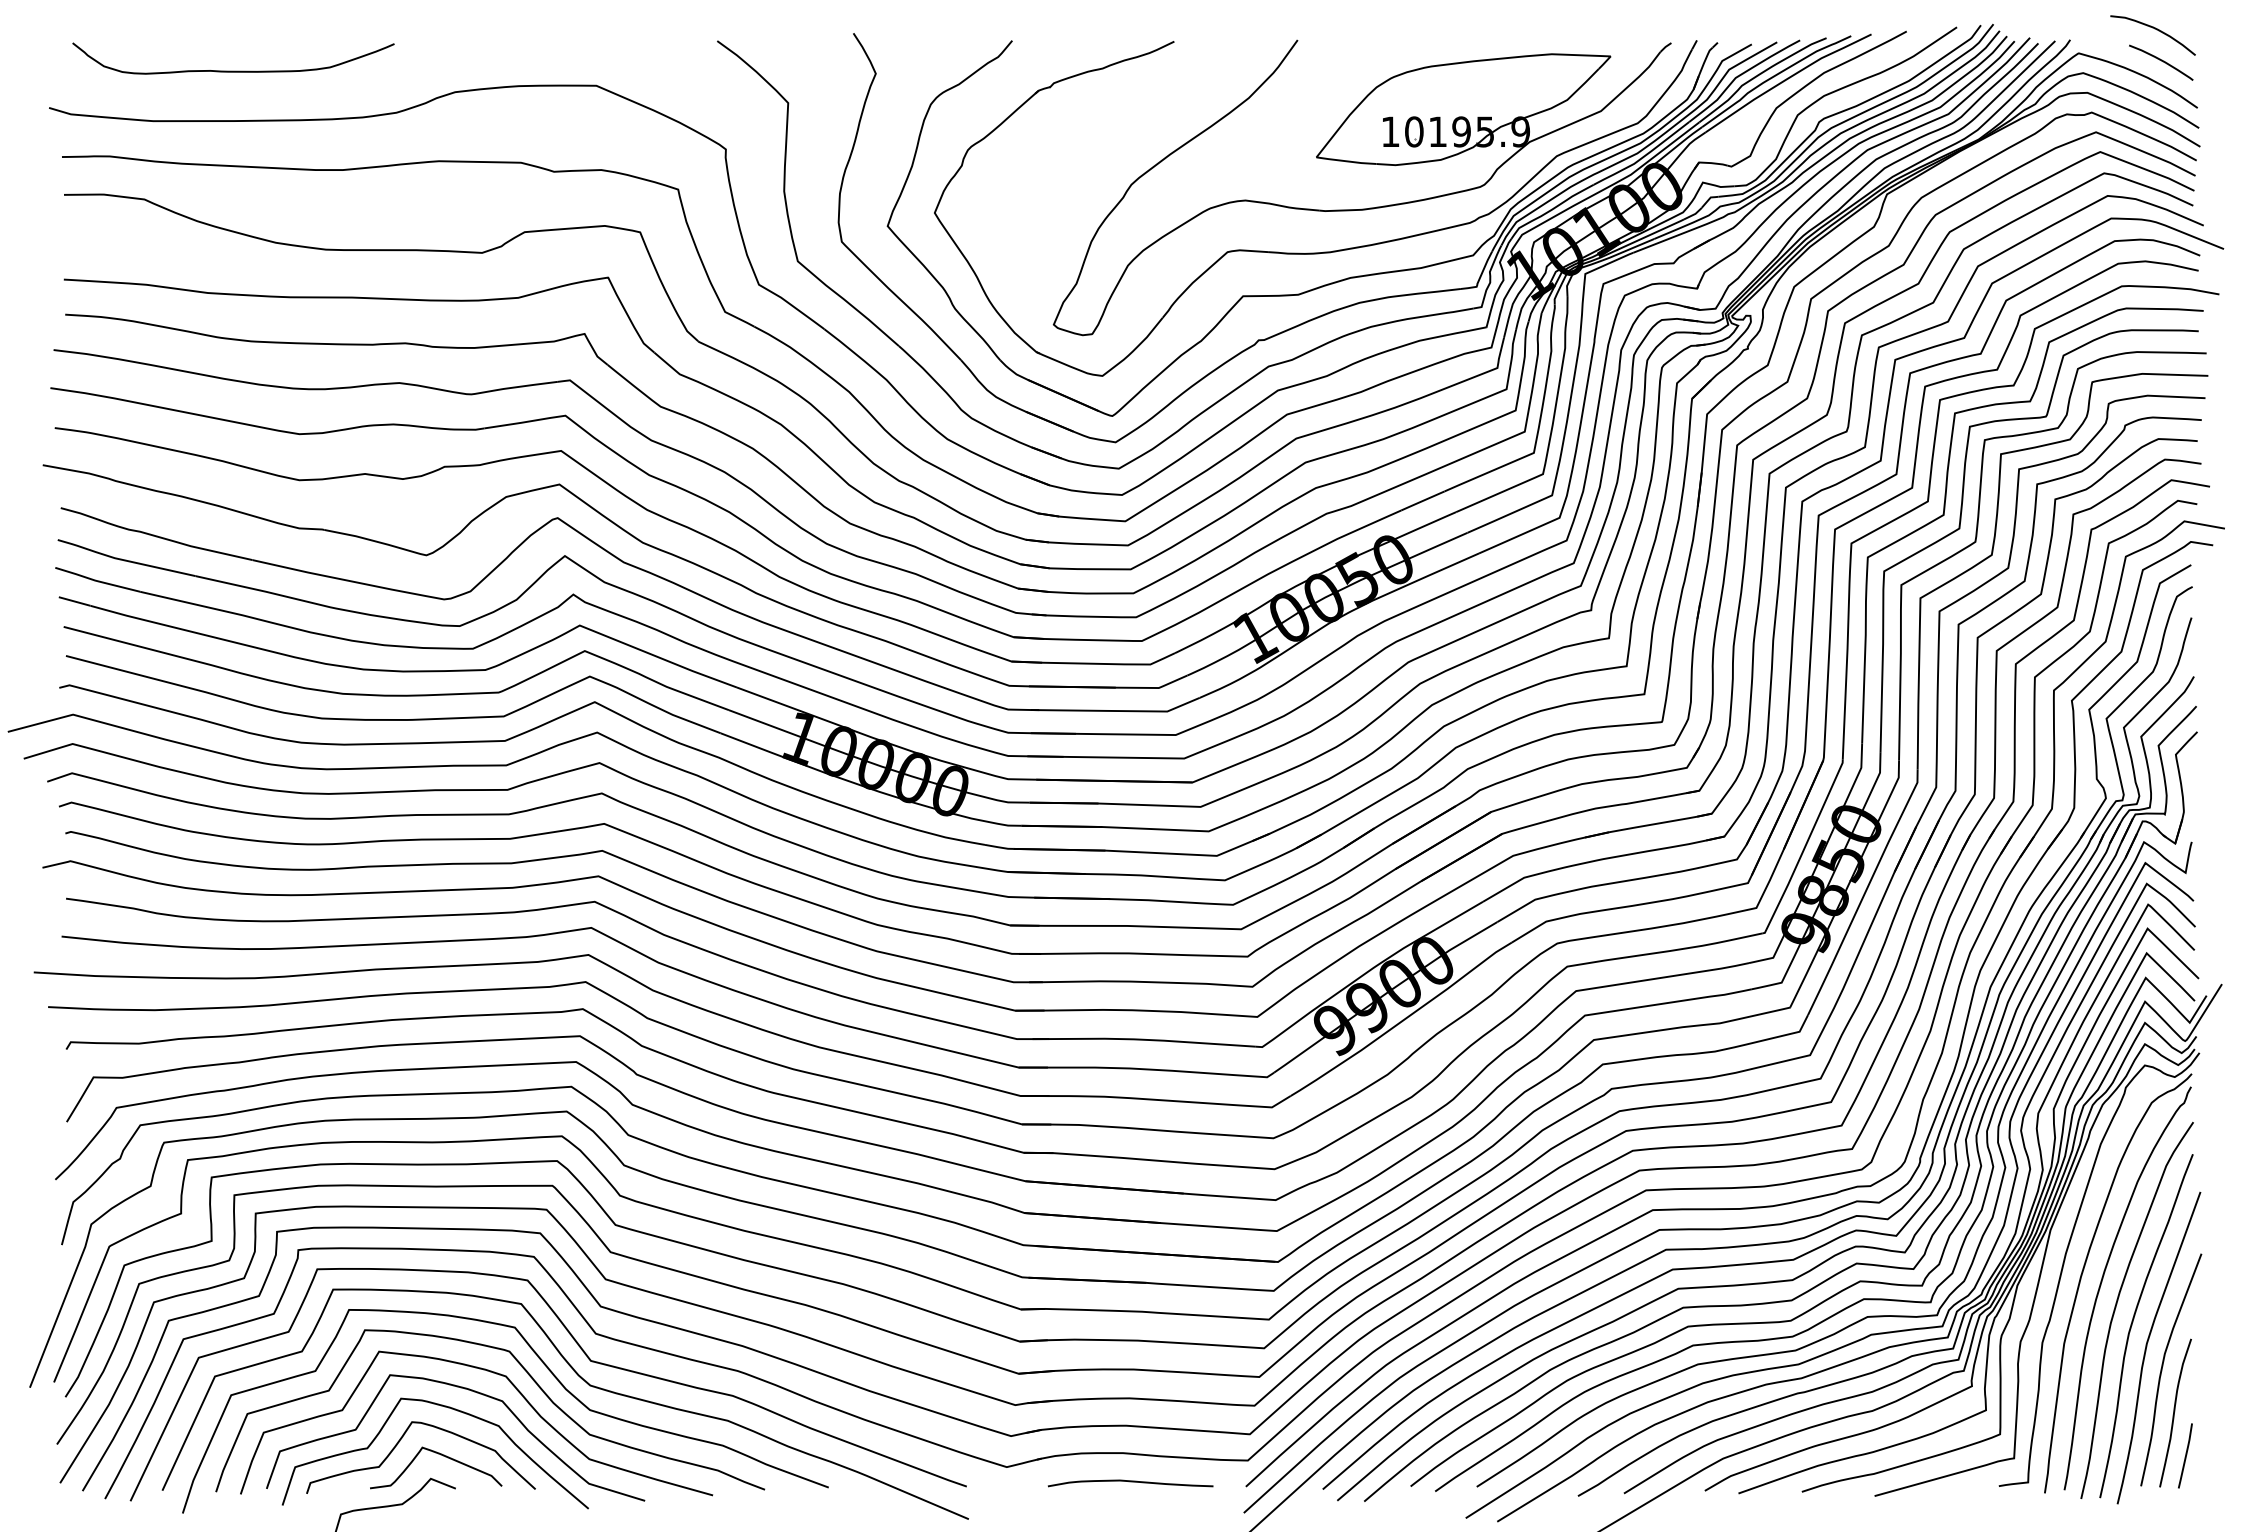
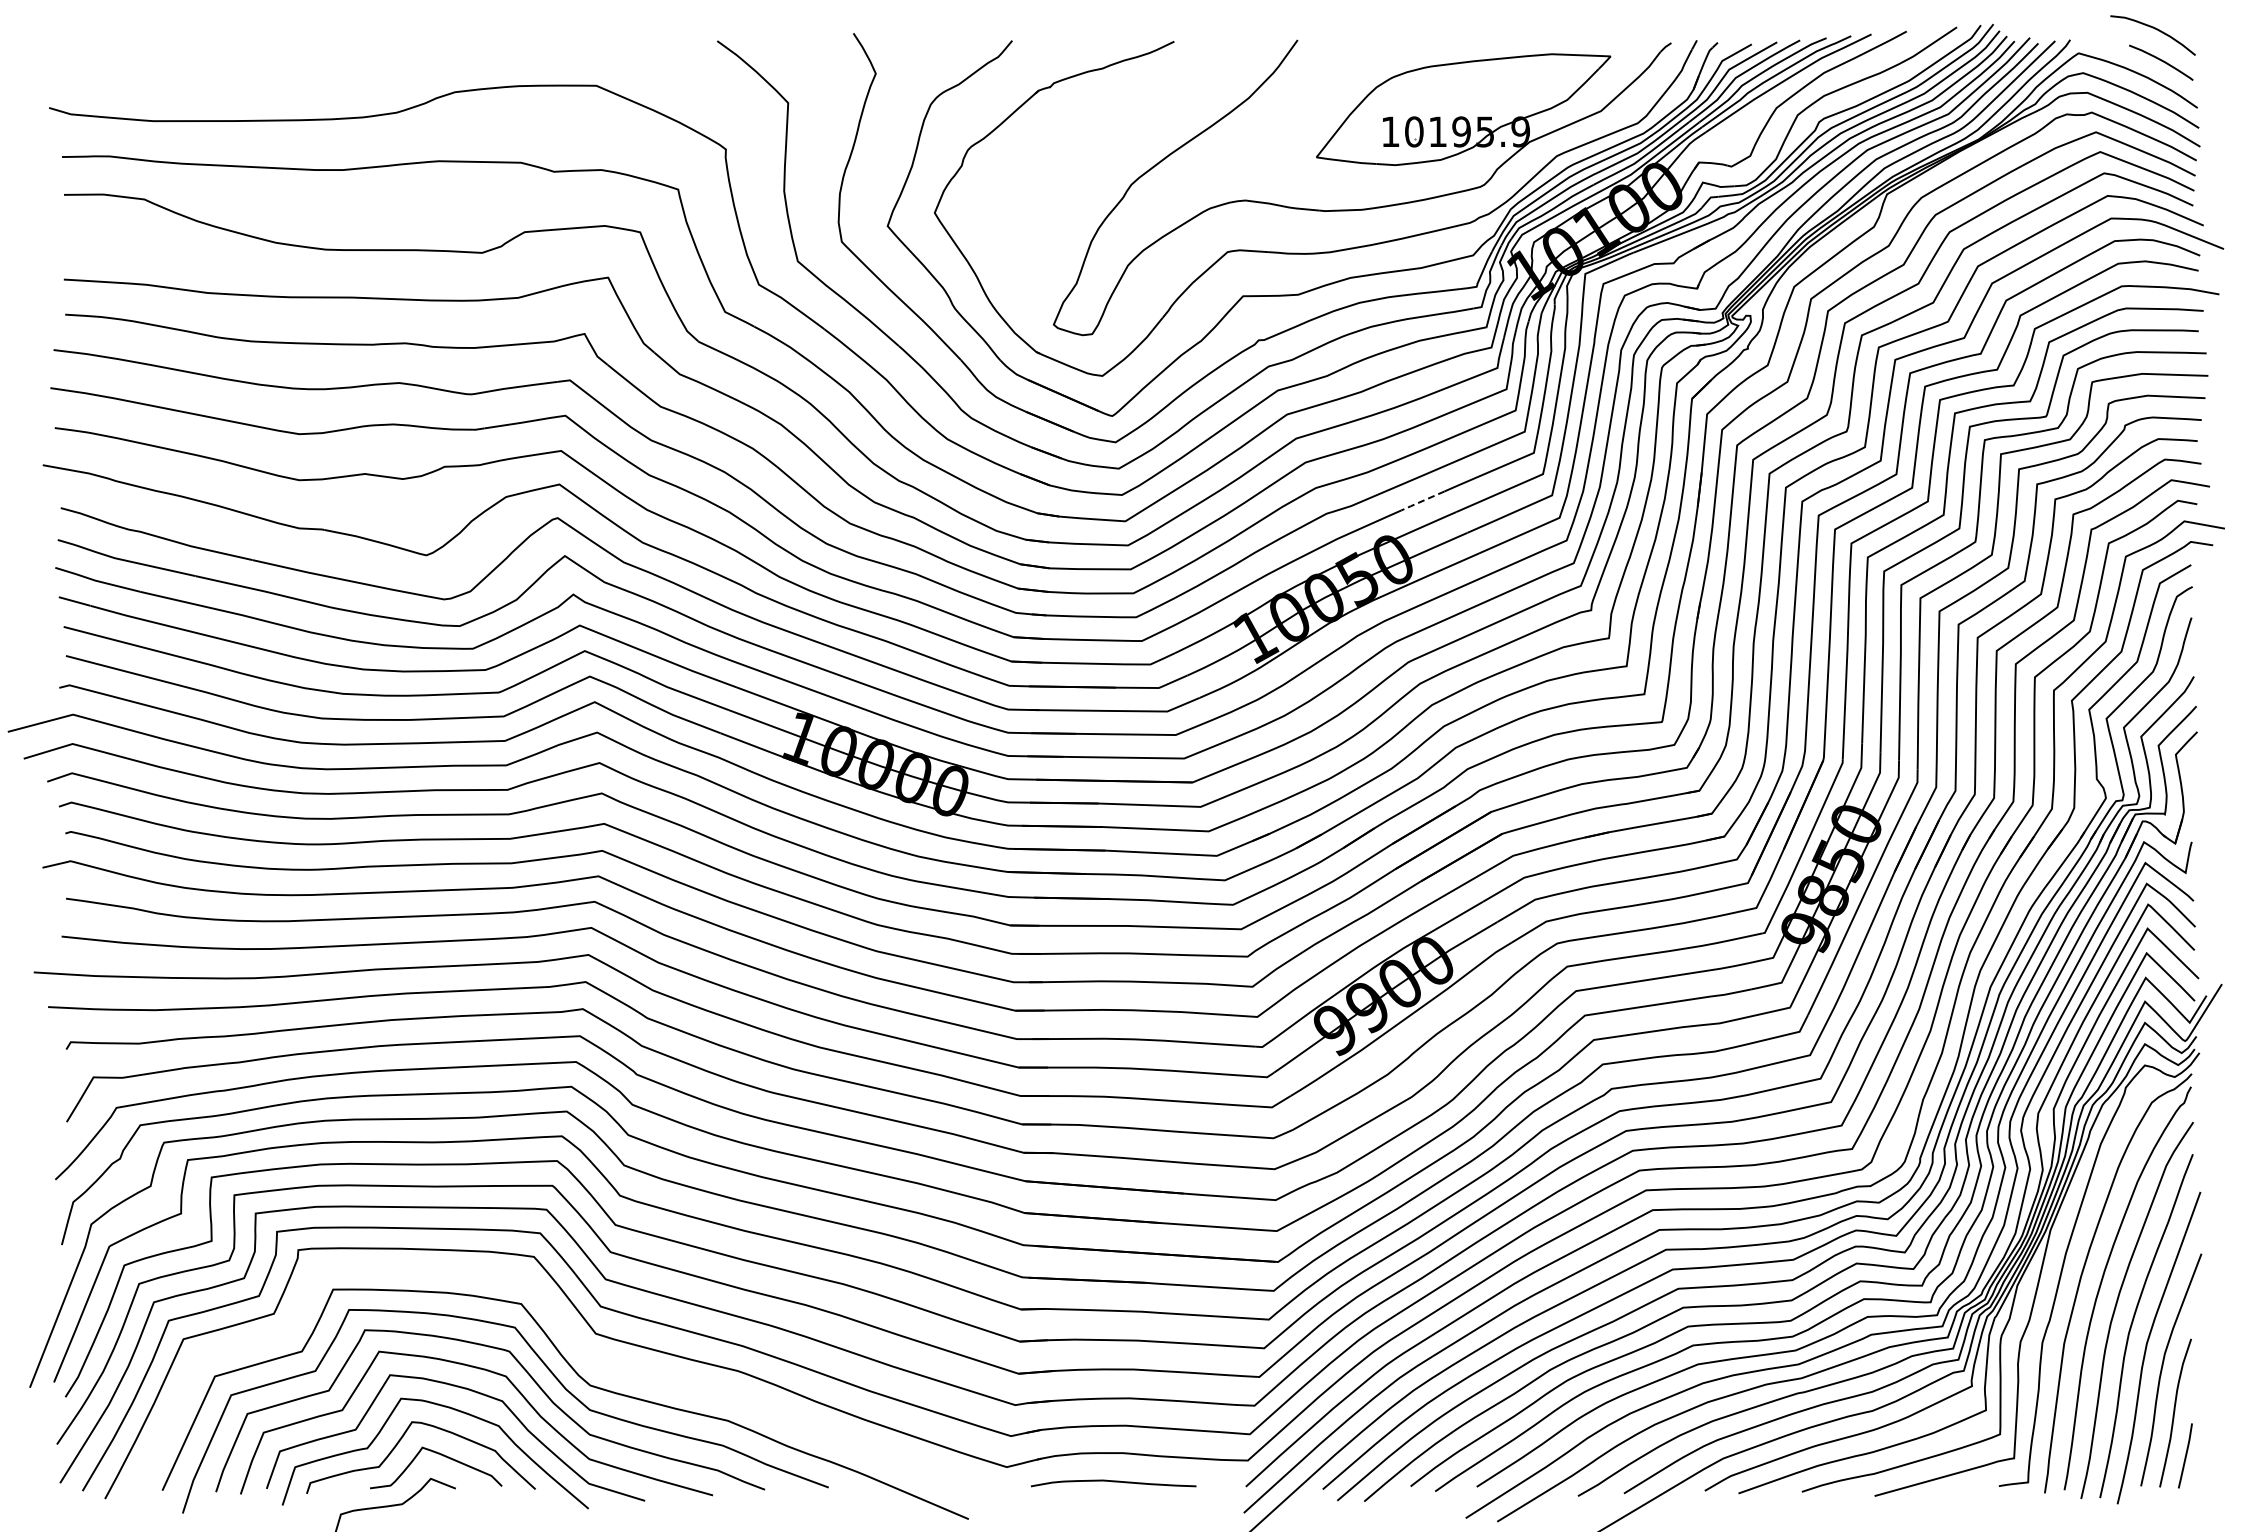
curve: present -> none (233, 70)
line: solid -> dashed (1422, 501)
curve: present -> none (584, 1354)
curve position: (1130, 1482) -> (1113, 1482) (1113, 1482)
